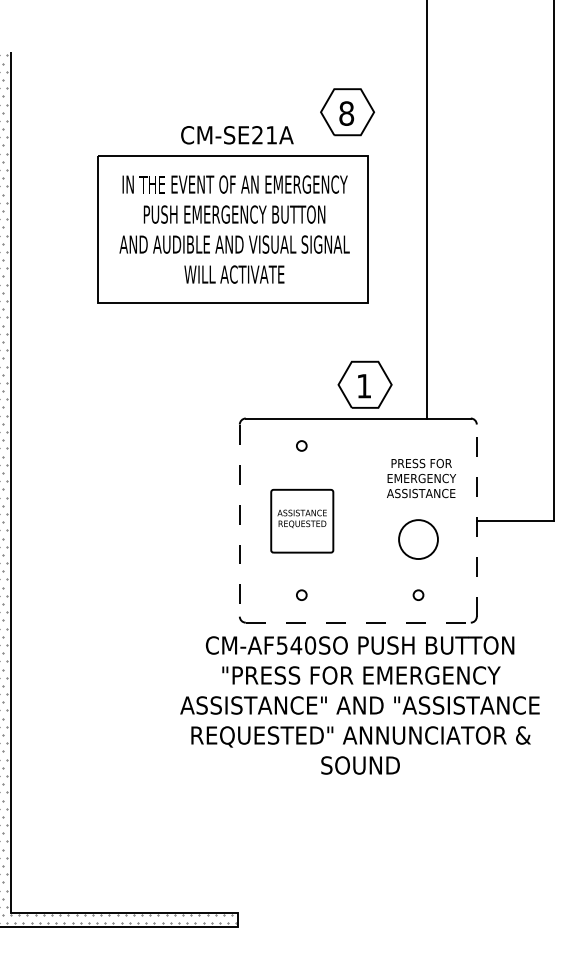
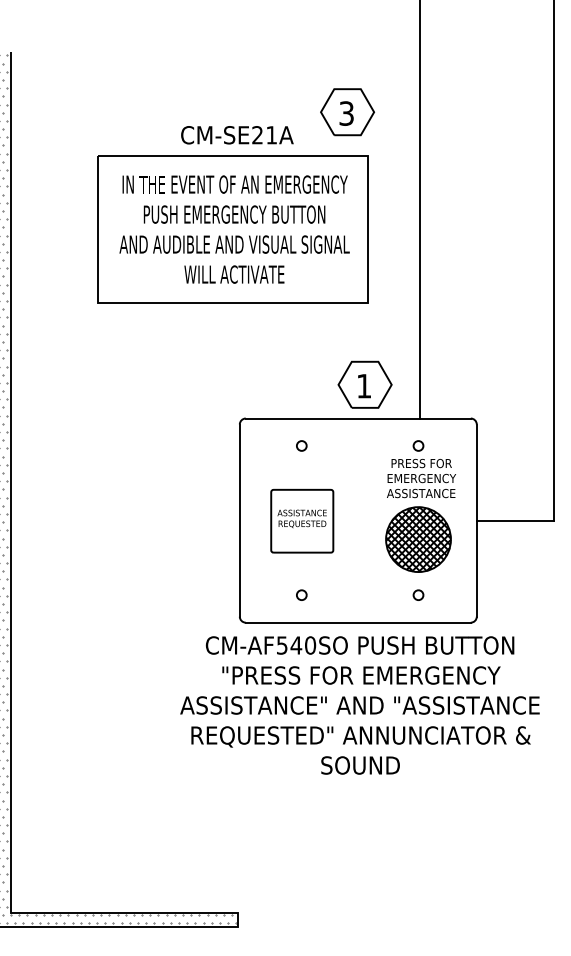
text: 8 -> 3 (346, 113)
line position: (427, 210) -> (420, 210) (420, 210)
circle: none -> present (418, 445)
line: dashed -> solid (476, 520)
line: dashed -> solid (239, 521)
part size: 41x41 px -> 67x67 px (418, 539)
line: dashed -> solid (358, 622)
